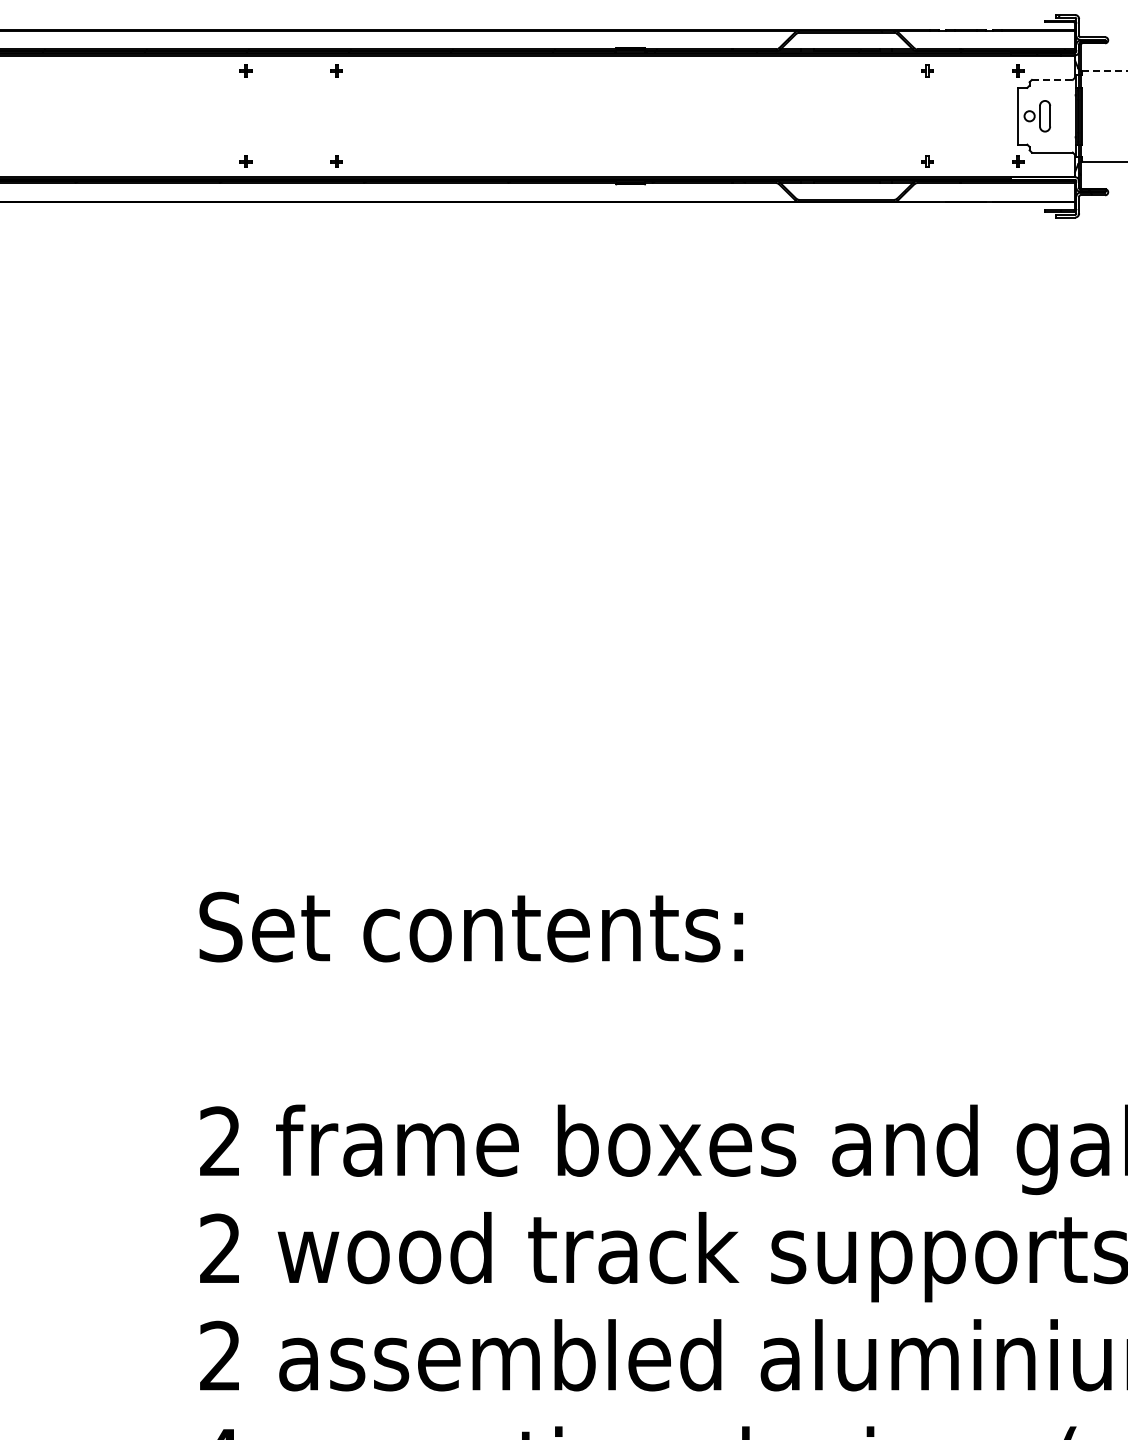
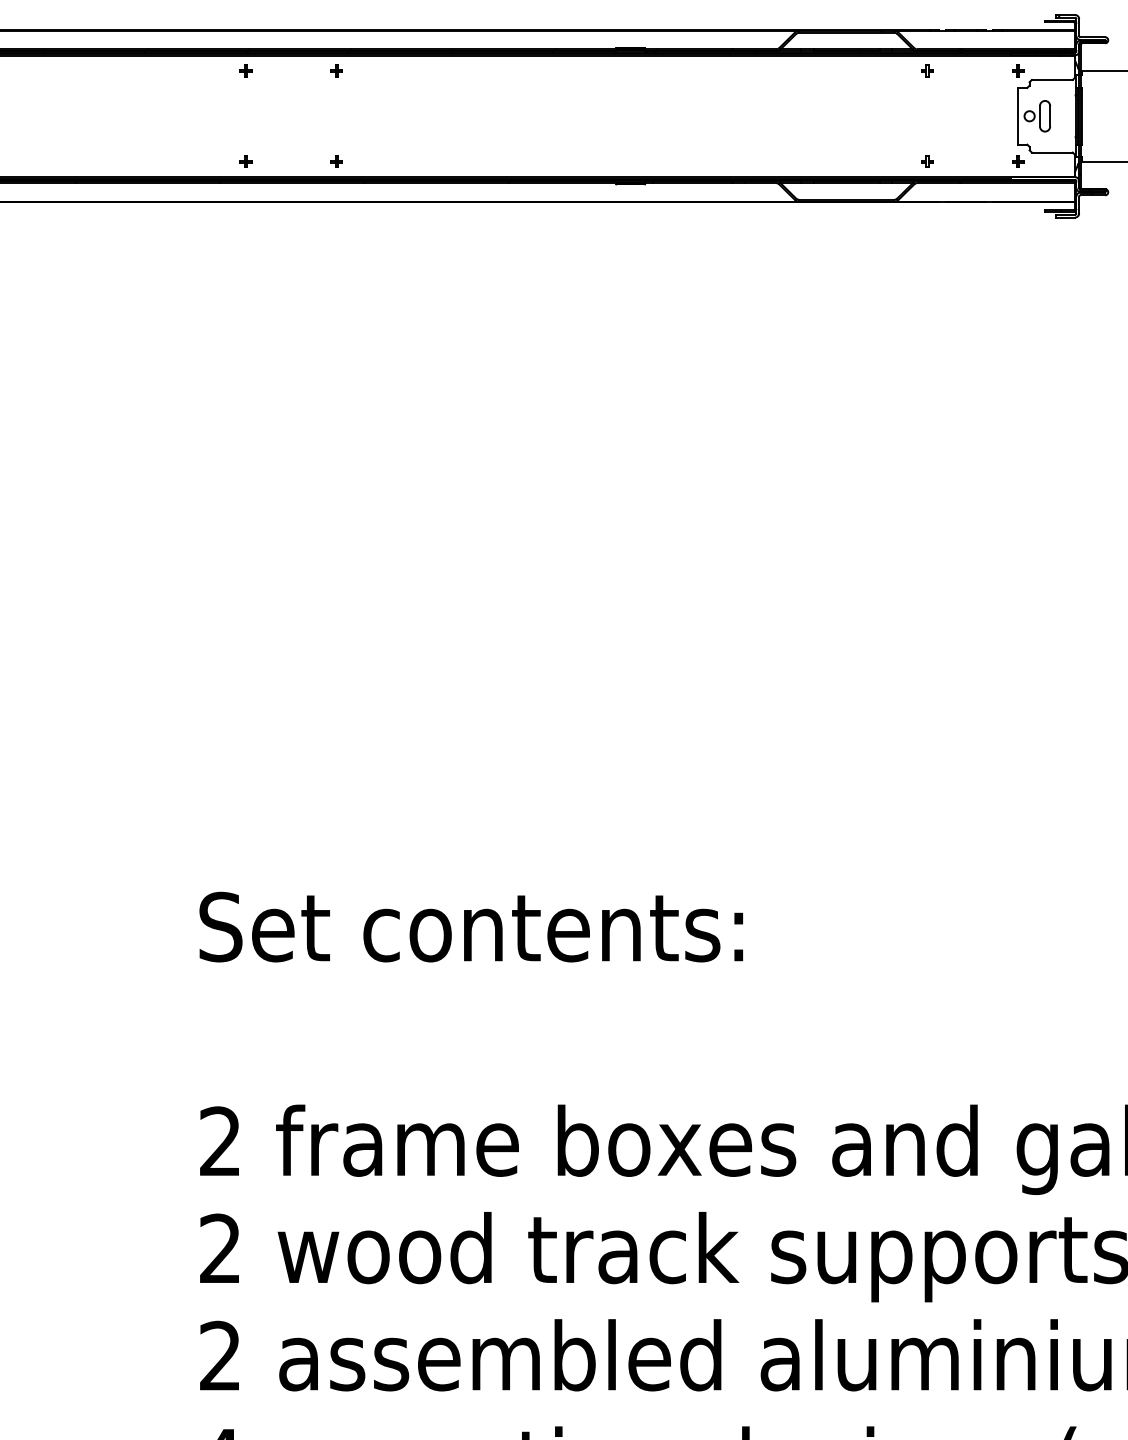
line: dashed -> solid (1104, 70)
line: dashed -> solid (1052, 79)
